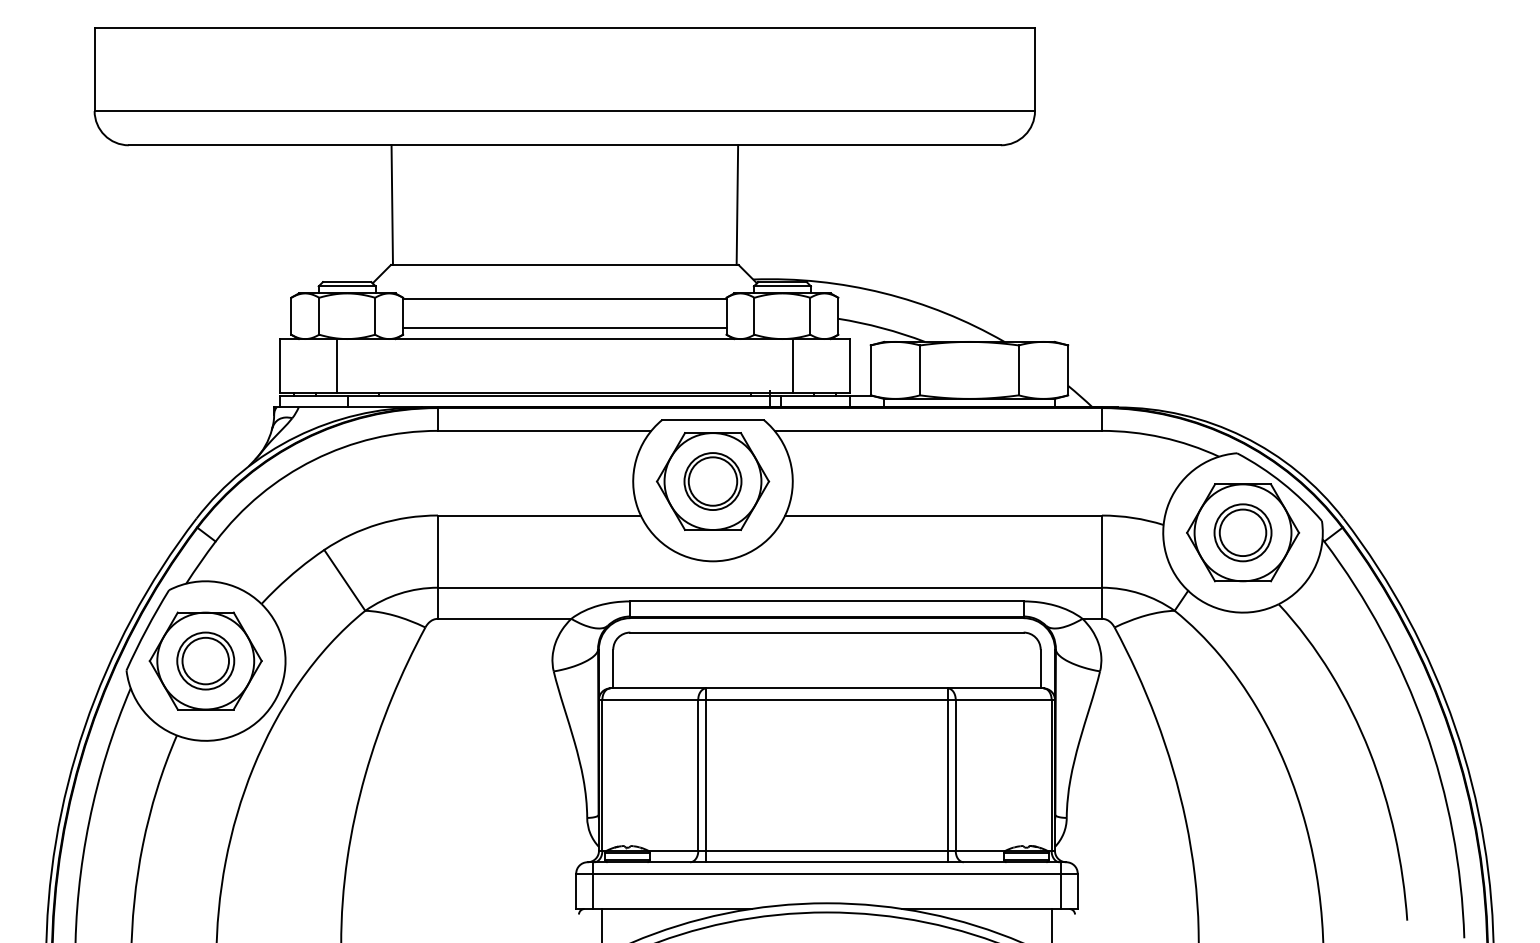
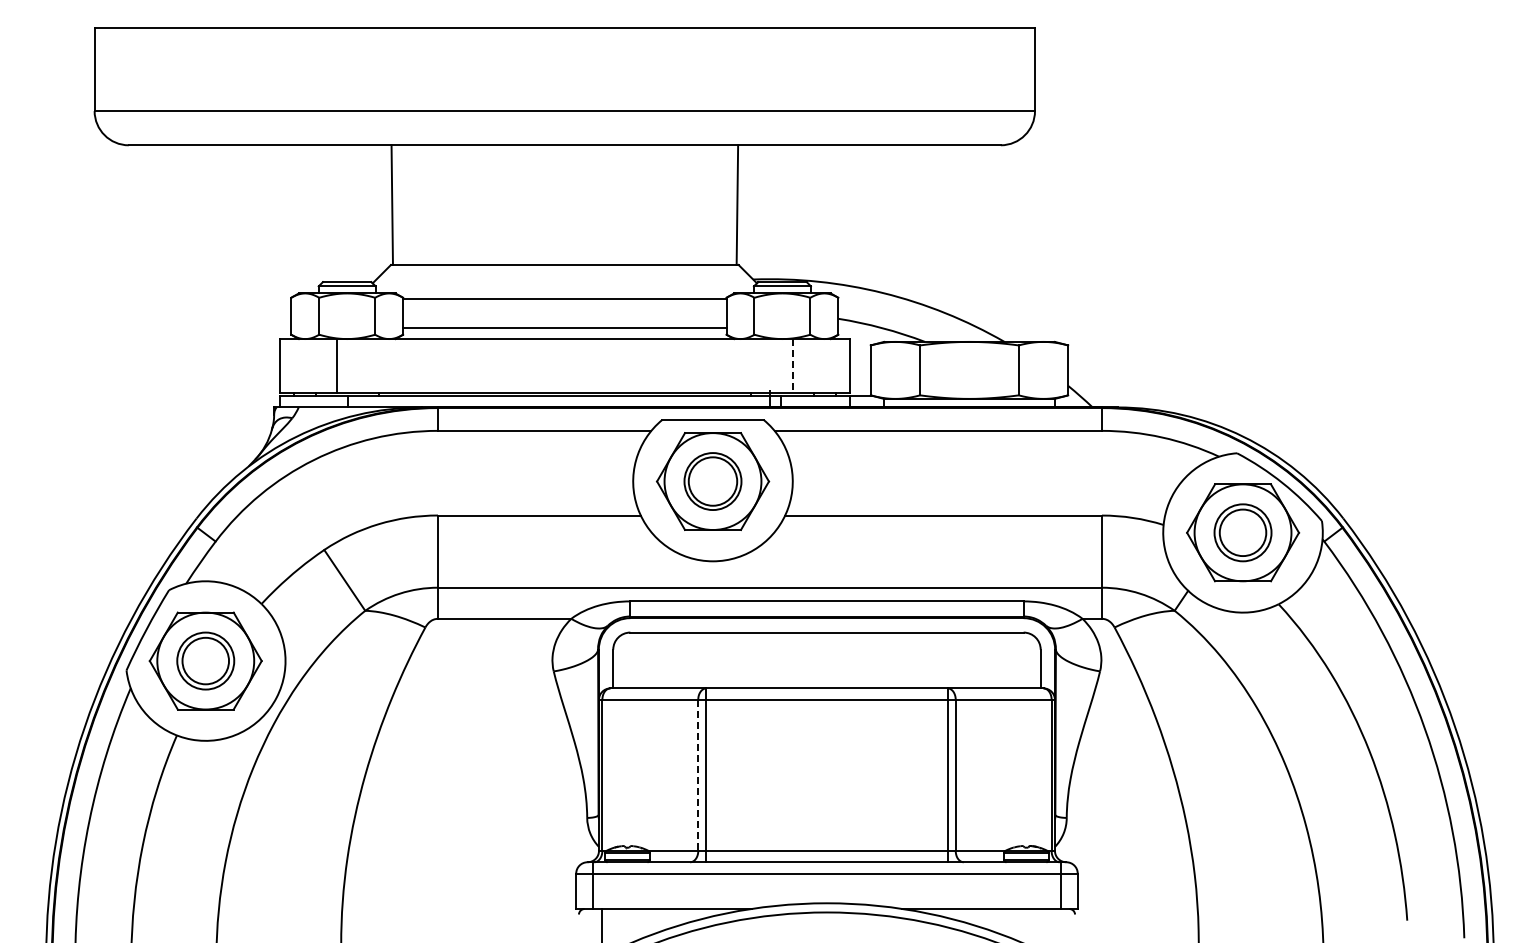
line: solid -> dashed (792, 366)
line: solid -> dashed (698, 775)
line: present -> none (1052, 923)
